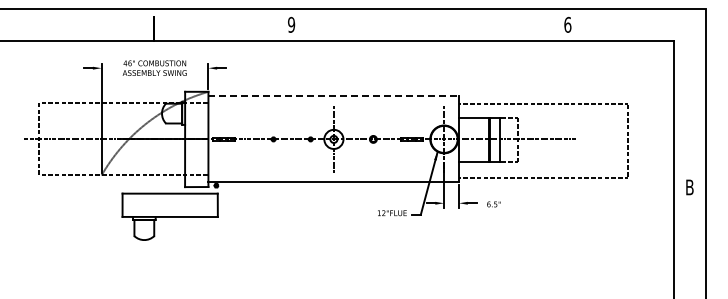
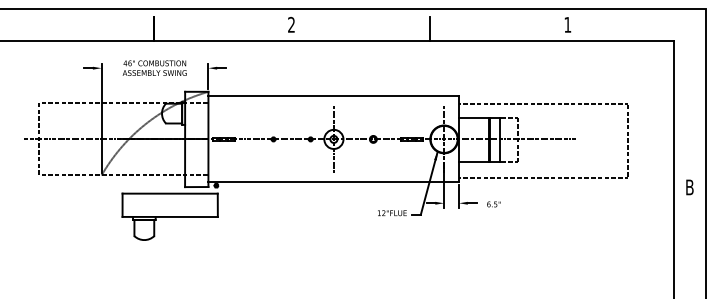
text: 9 -> 2 (291, 24)
text: 6 -> 1 (567, 24)
line: none -> present (429, 28)
line: dashed -> solid (334, 96)
